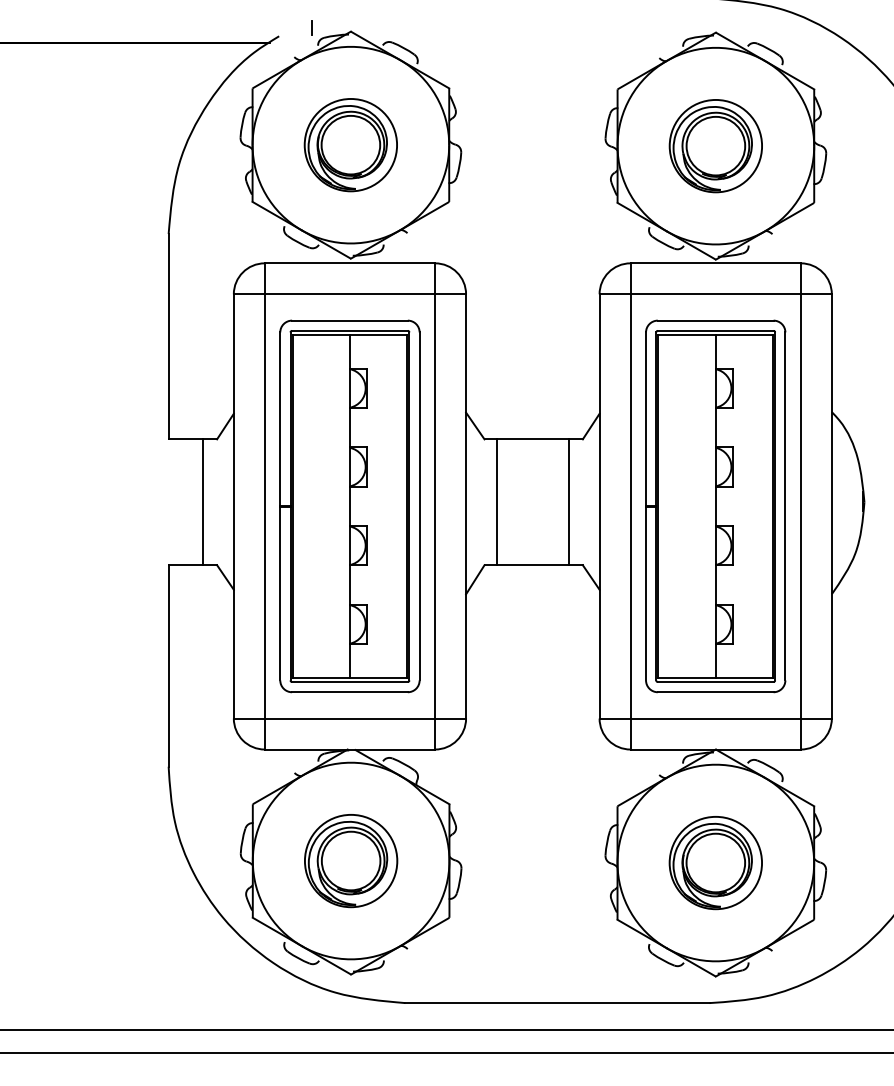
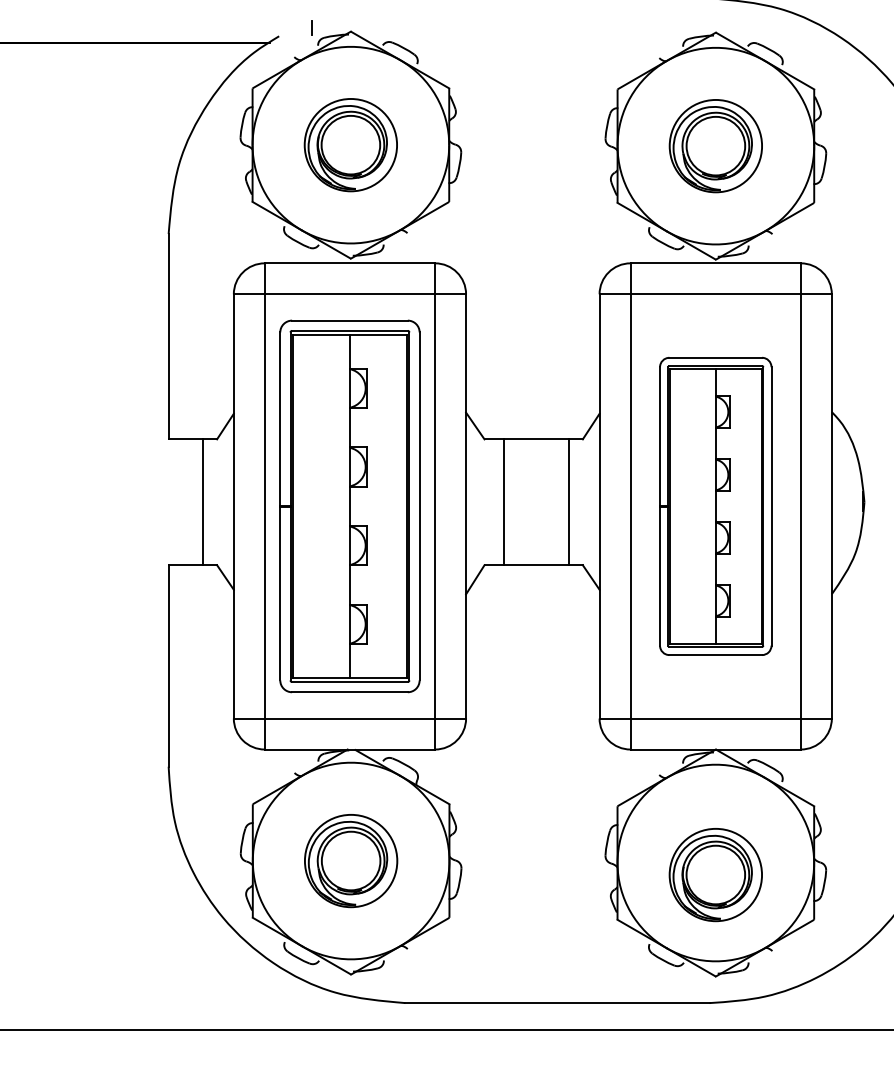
line position: (497, 502) -> (504, 502) (504, 502)
part size: 142x375 px -> 114x300 px (715, 505)
part position: (715, 863) -> (715, 875) (715, 875)
line: present -> none (446, 1053)
